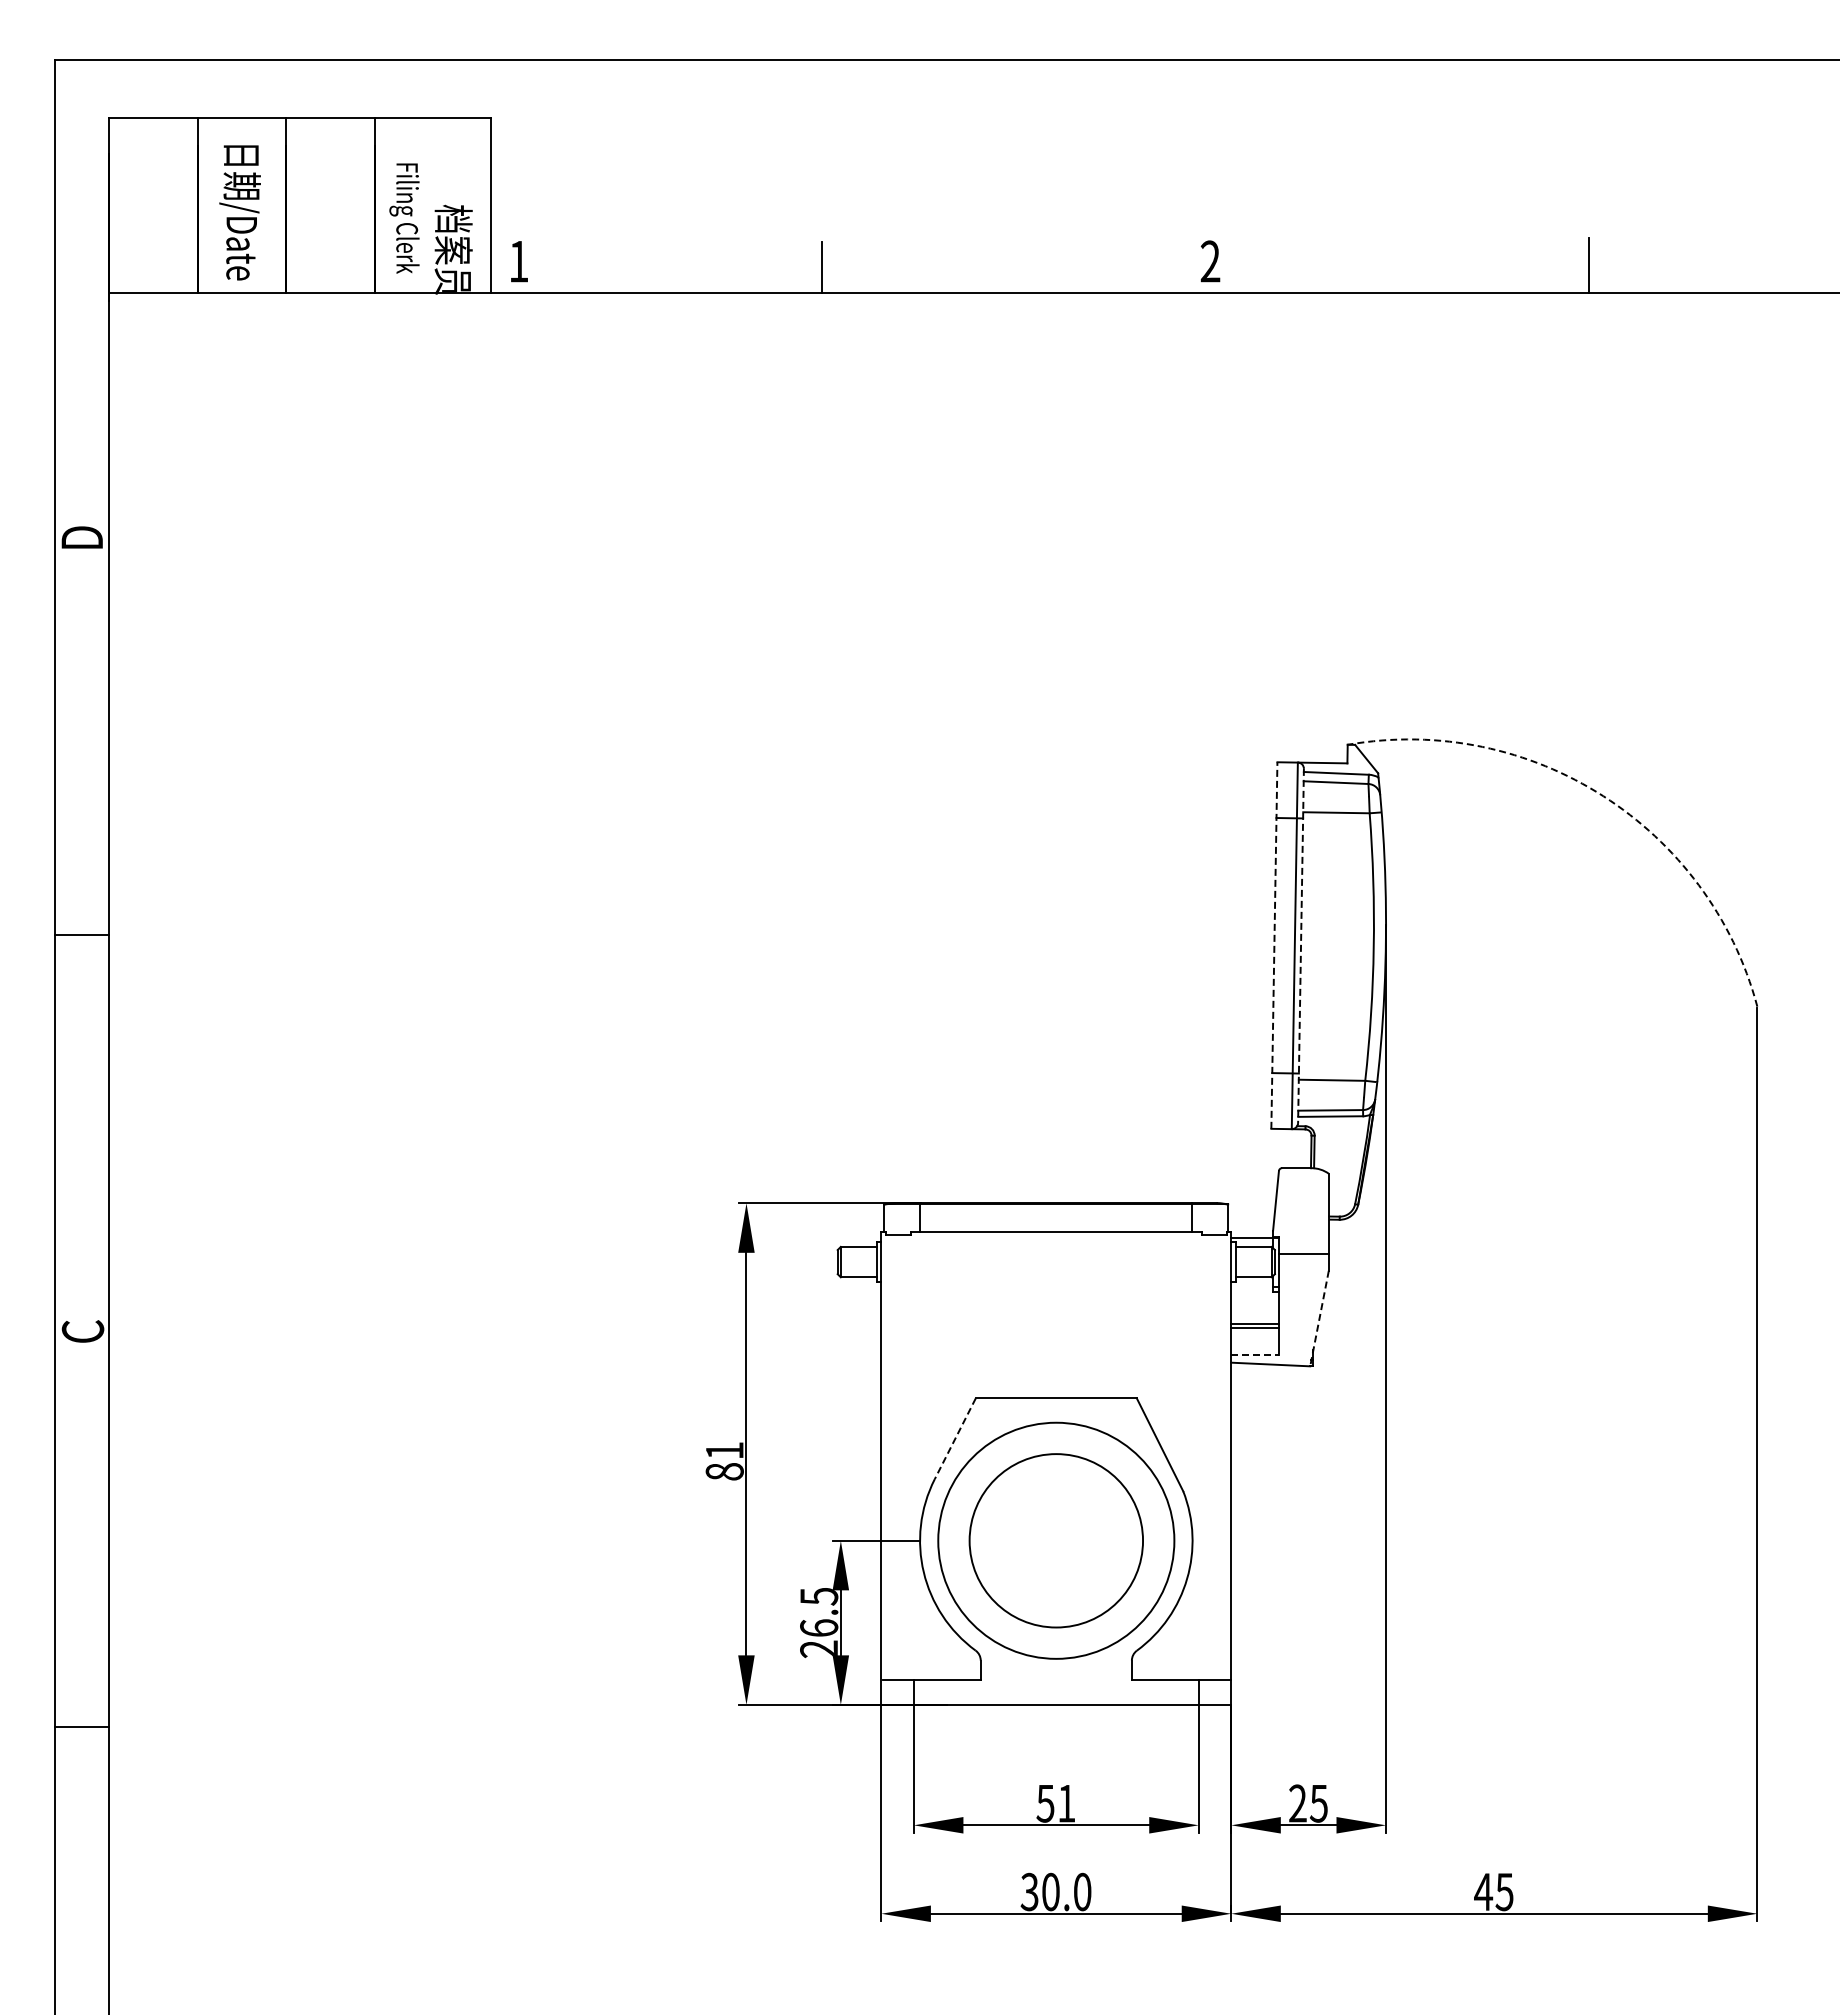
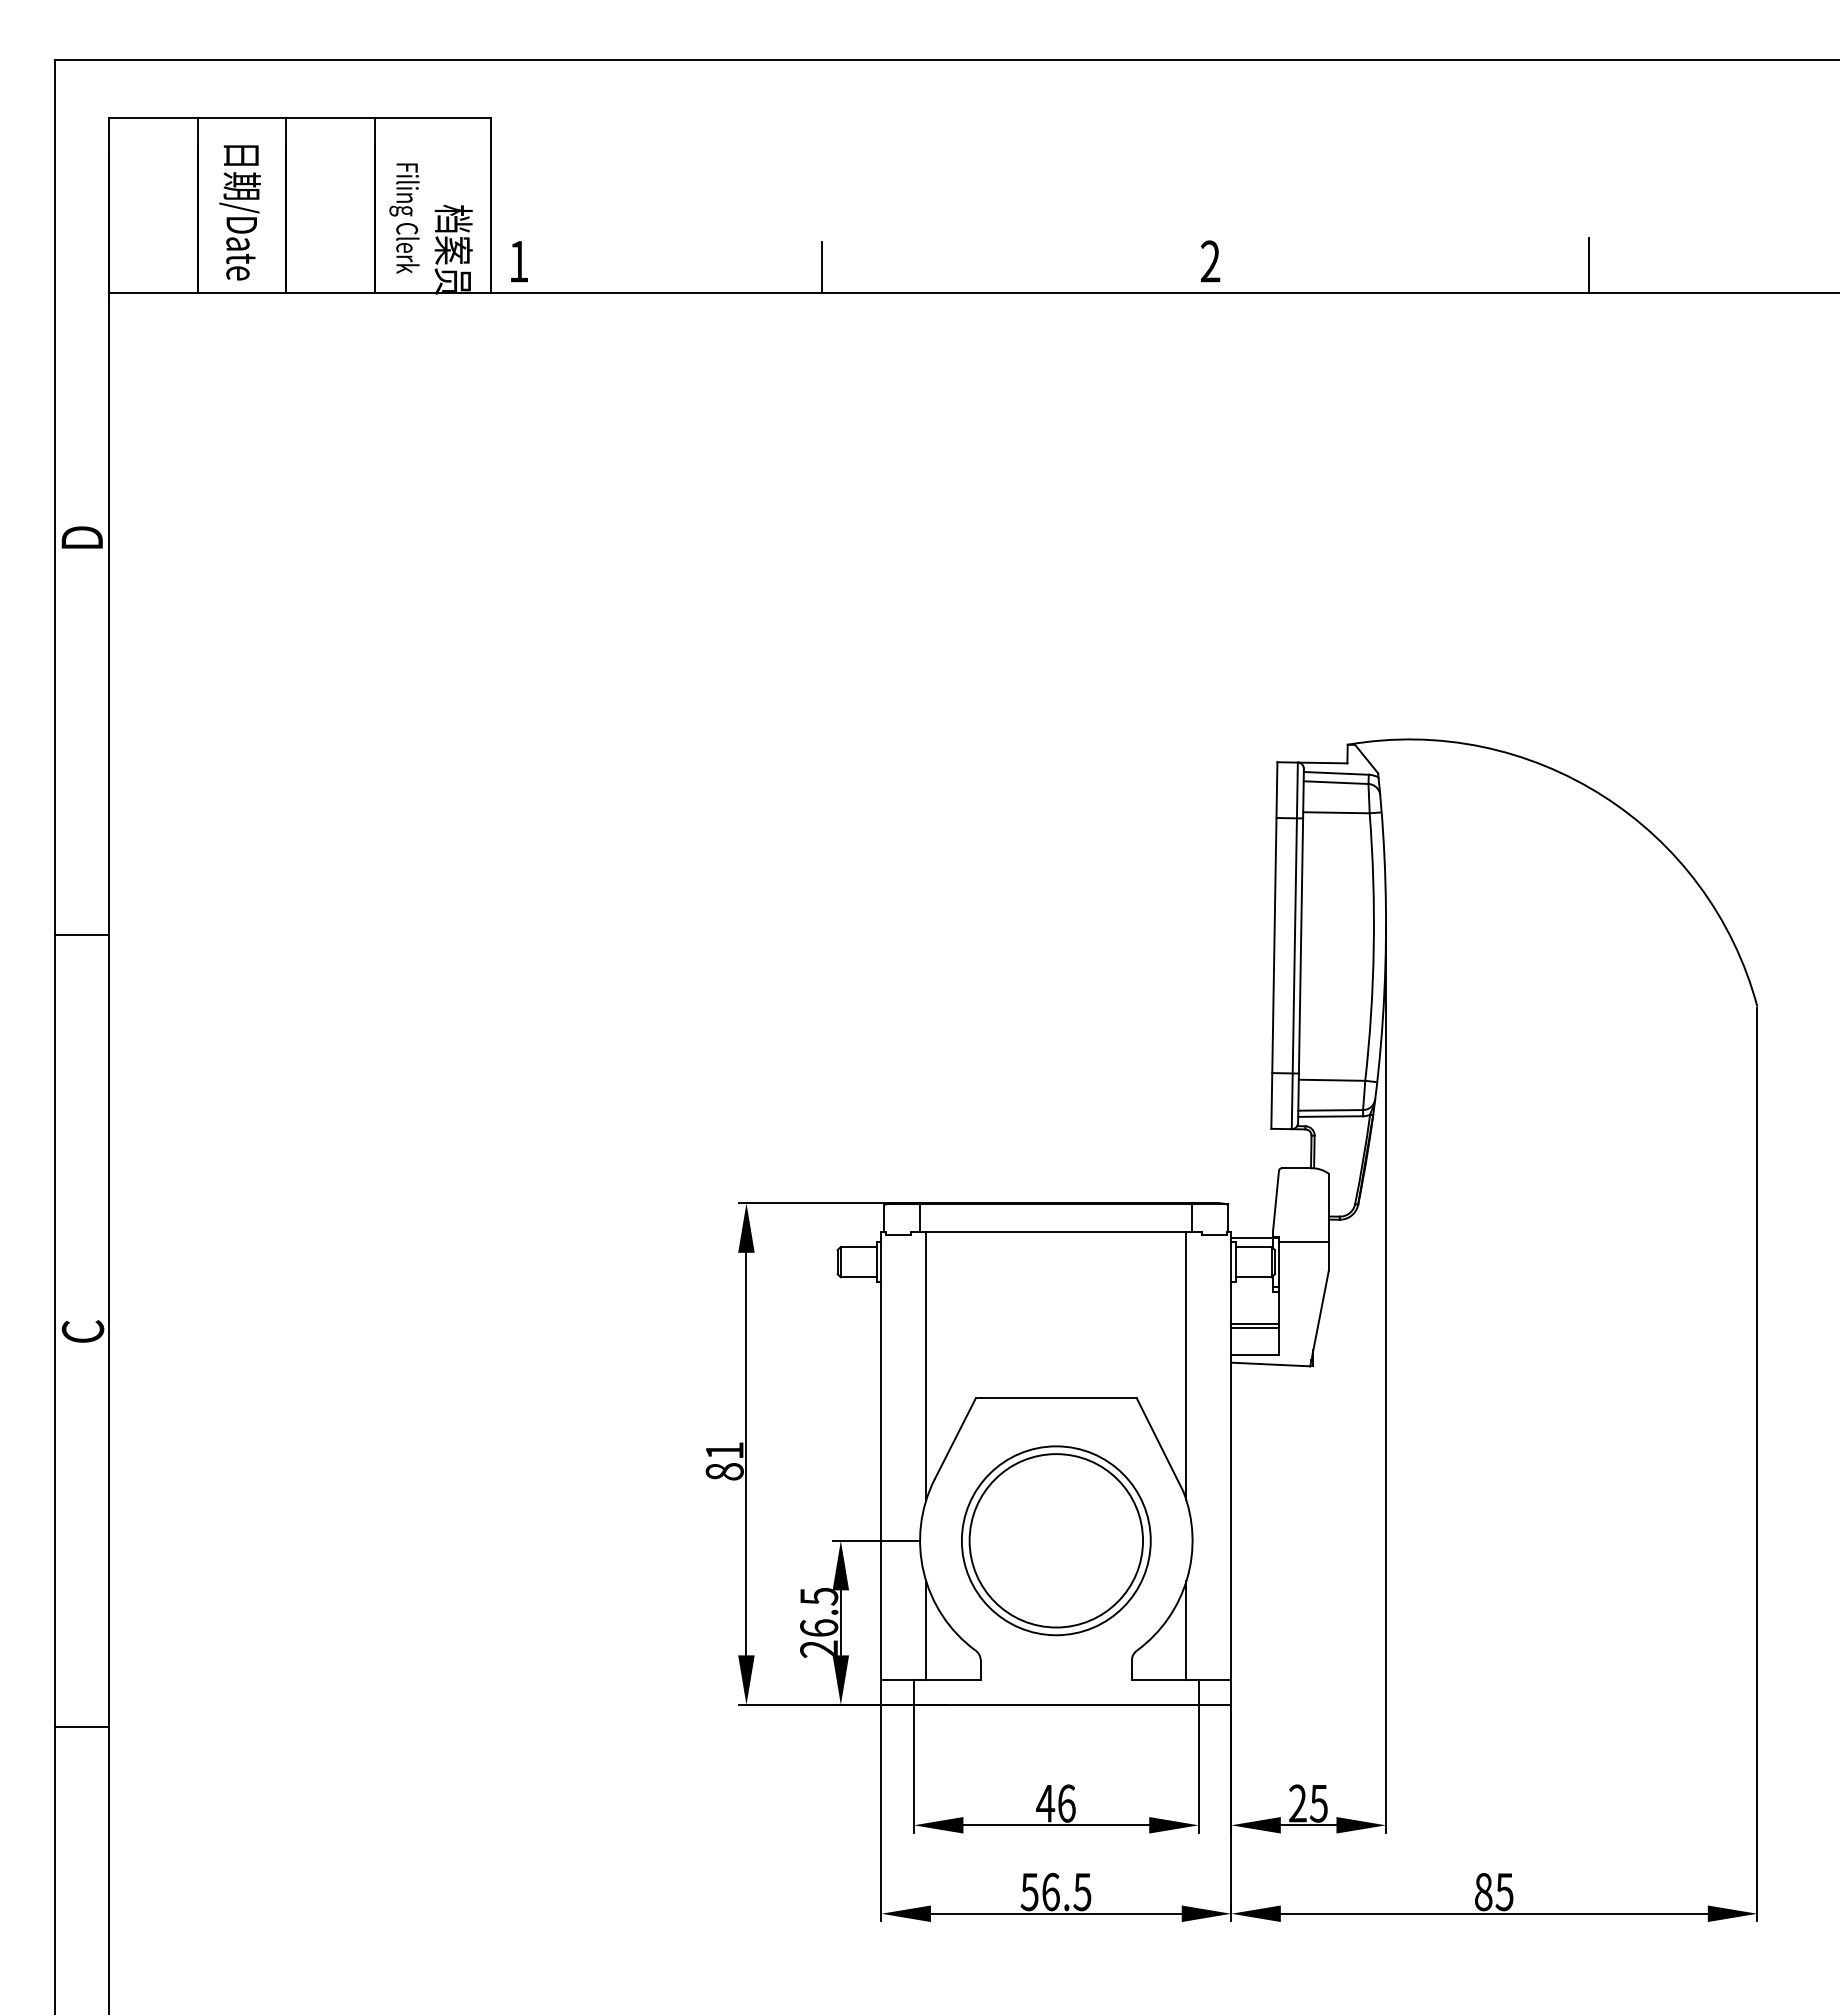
arc: dashed -> solid (1603, 796)
line: dashed -> solid (1274, 945)
line: dashed -> solid (1301, 946)
line position: (1303, 1254) -> (1303, 1242) (1303, 1242)
line: dashed -> solid (1319, 1318)
line: dashed -> solid (1255, 1355)
line: none -> present (926, 1366)
line: none -> present (1186, 1366)
line: dashed -> solid (955, 1439)
circle diameter: 236 px -> 189 px (1055, 1540)
line: none -> present (926, 1630)
line: none -> present (1186, 1630)
text: 51 -> 46 (1055, 1803)
text: 30.0 -> 56.5 (1055, 1891)
text: 45 -> 85 (1483, 1892)
